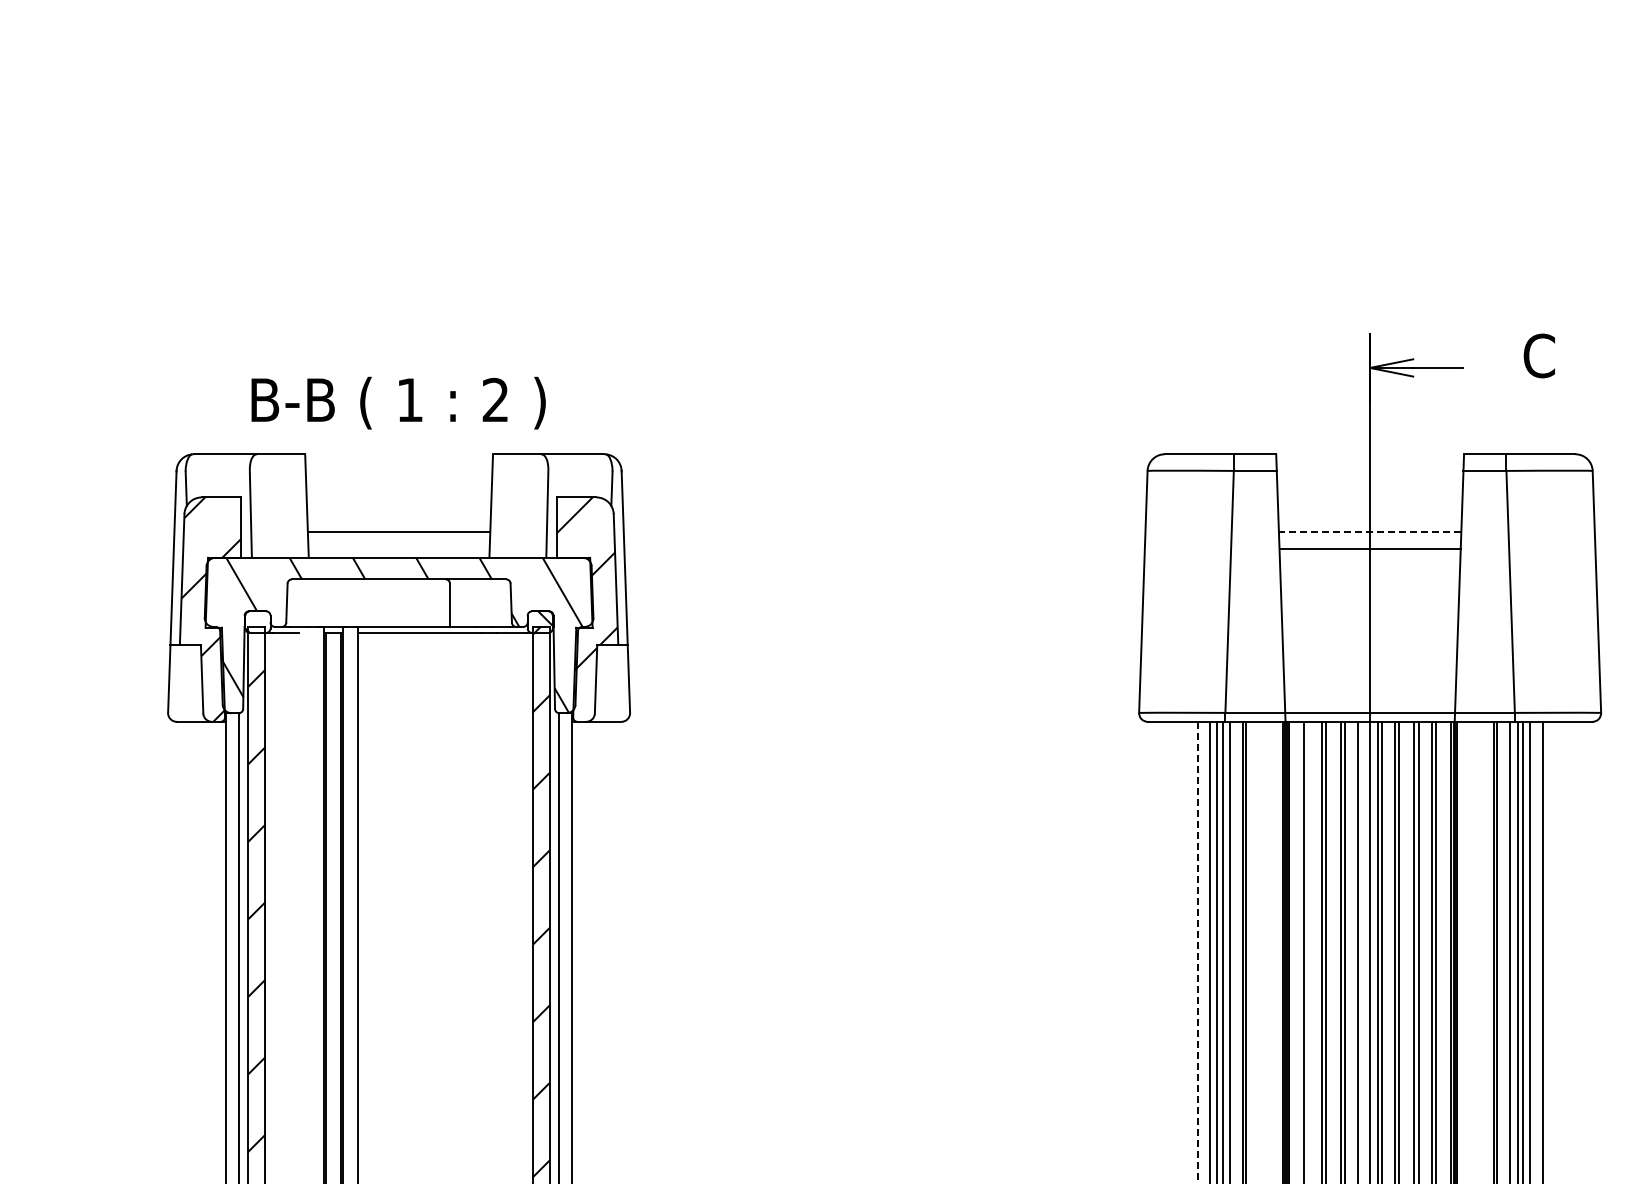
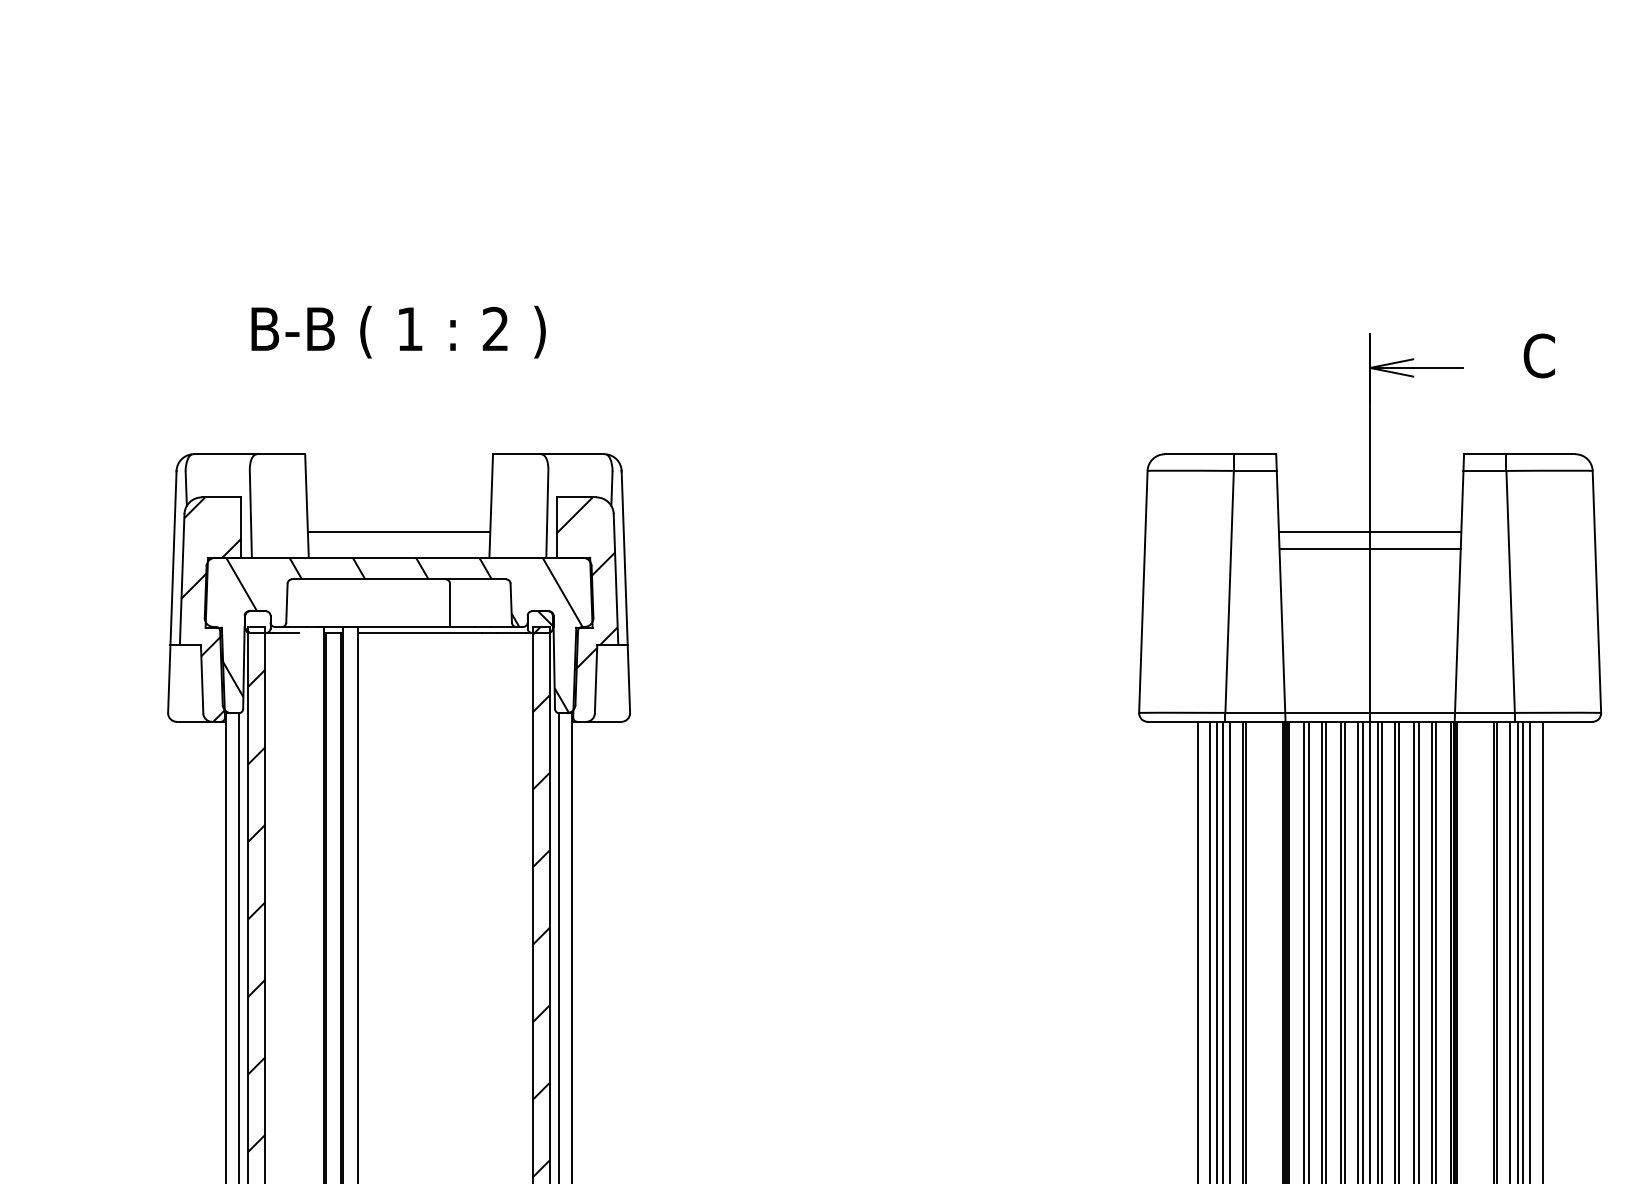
text position: (398, 402) -> (398, 331) (398, 331)
line: dashed -> solid (1369, 531)
line: none -> present (1308, 950)
line: none -> present (1362, 950)
line: dashed -> solid (1197, 952)
